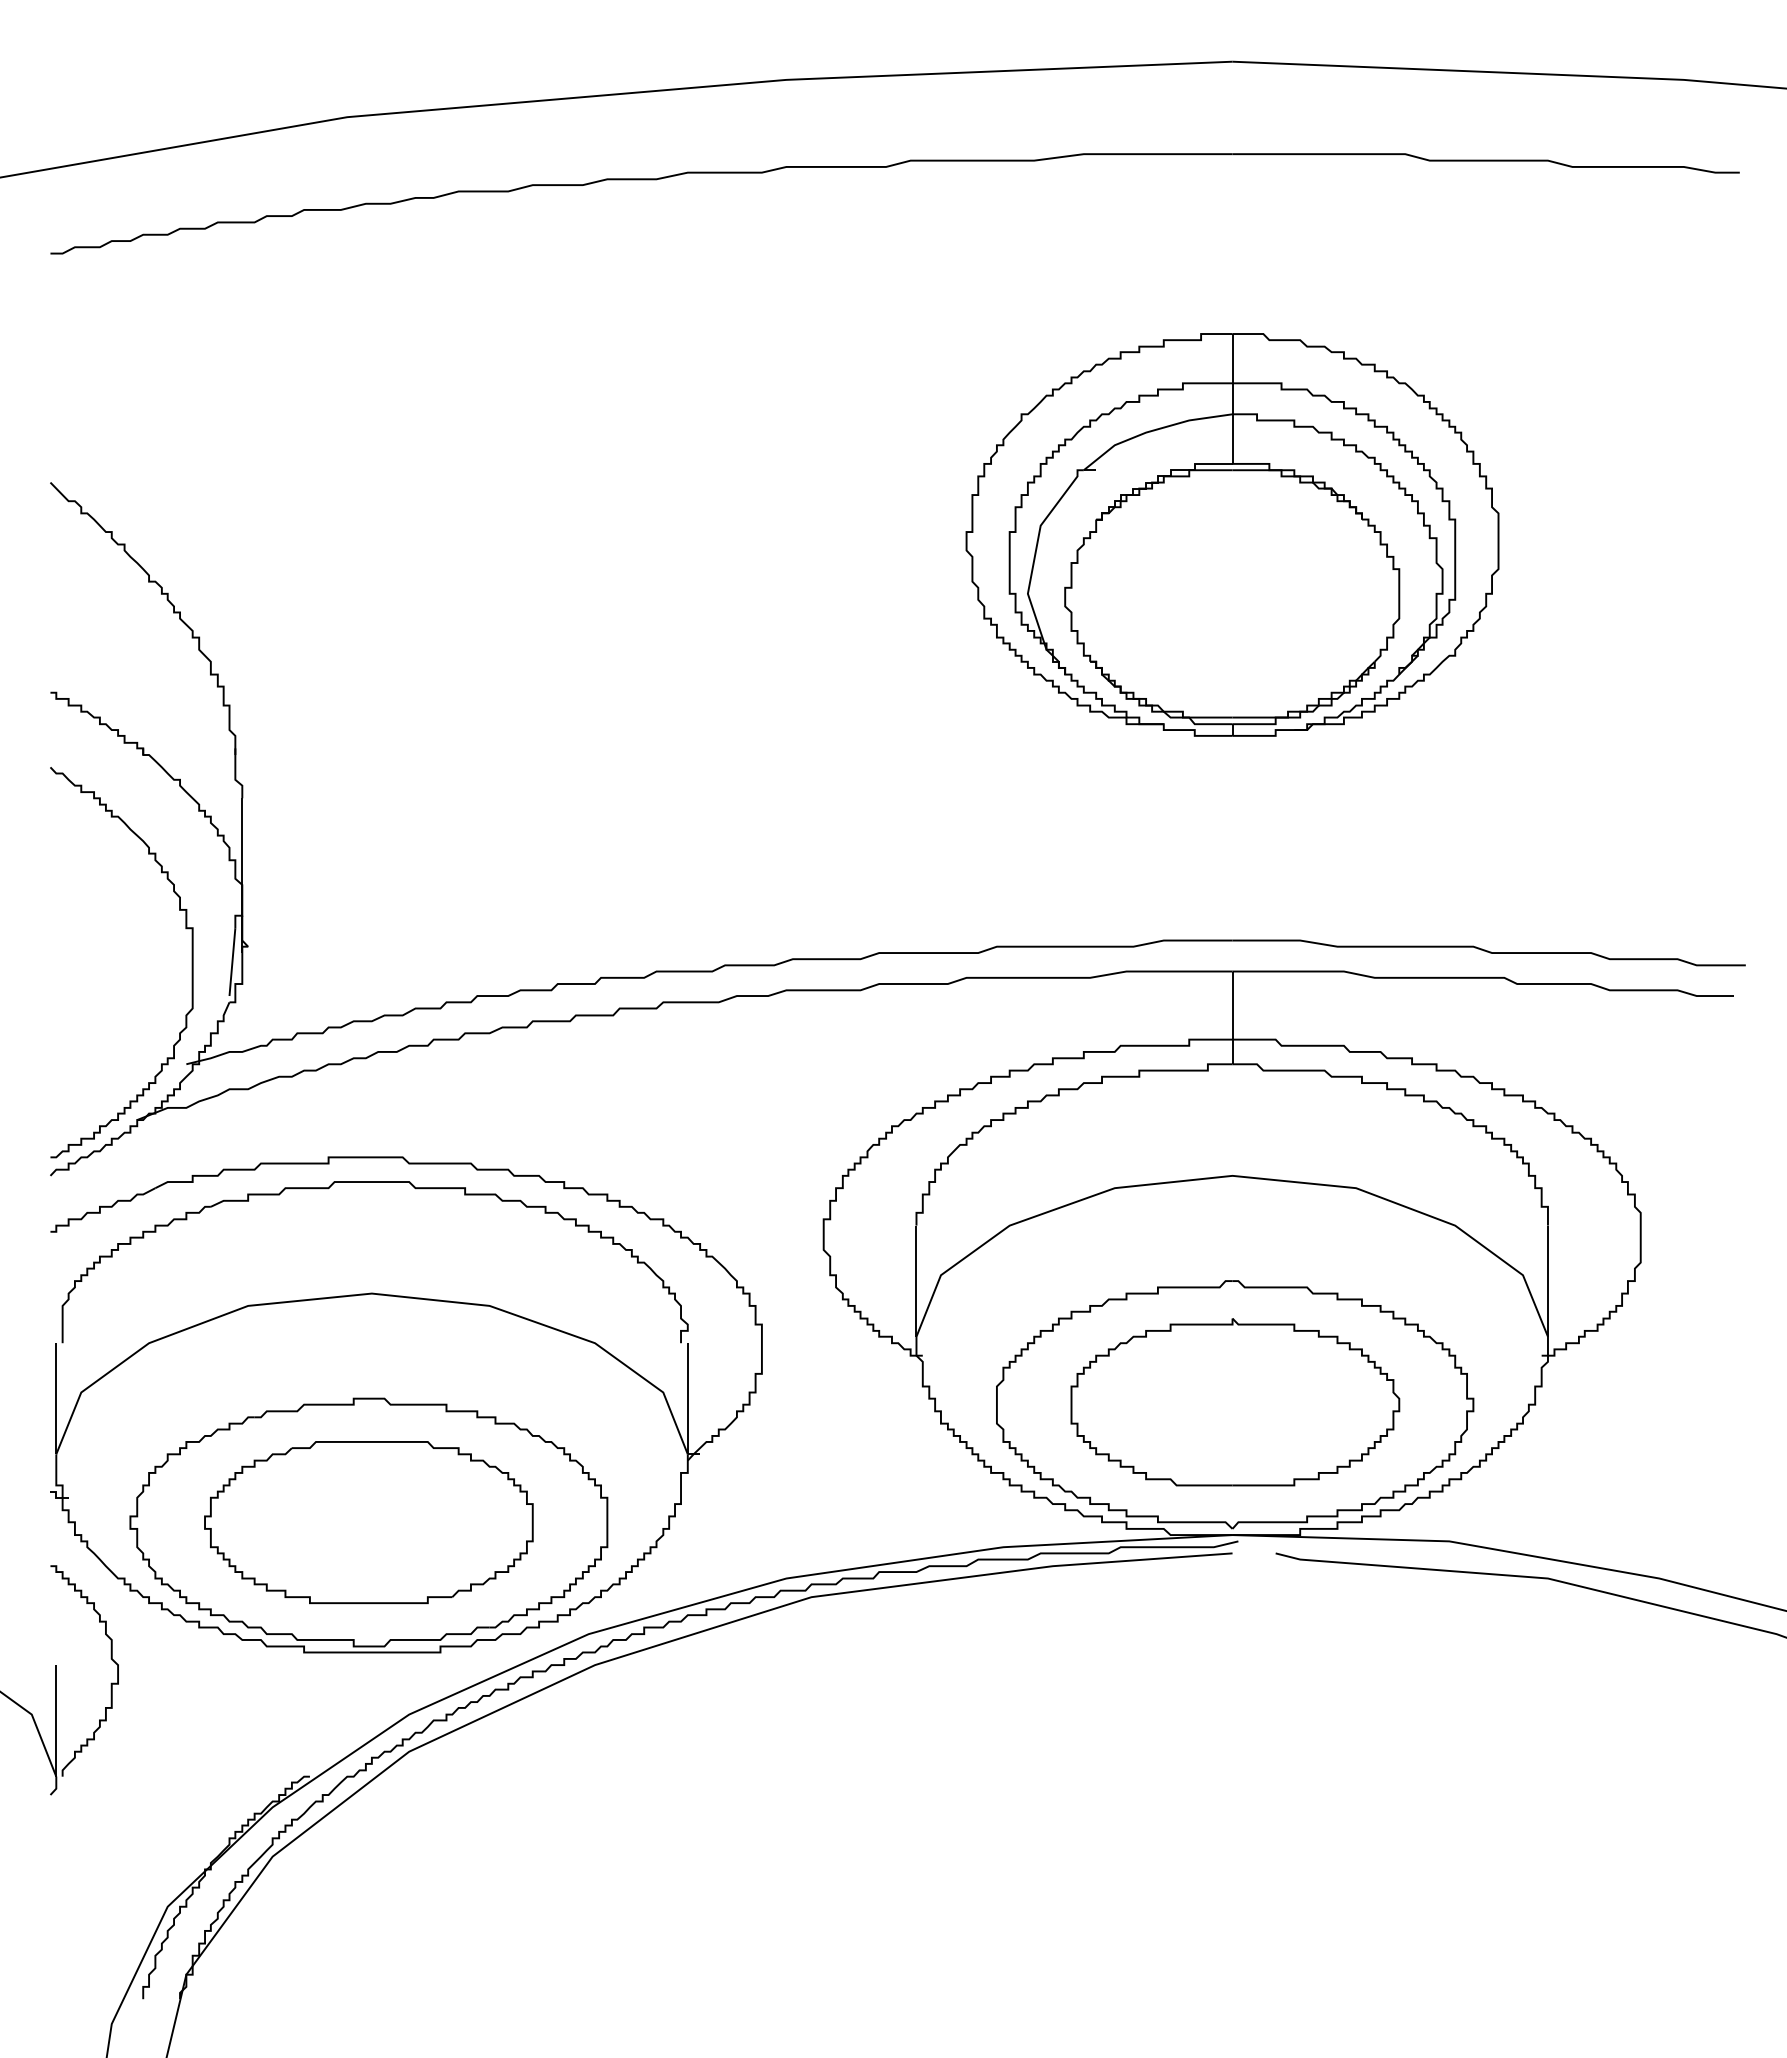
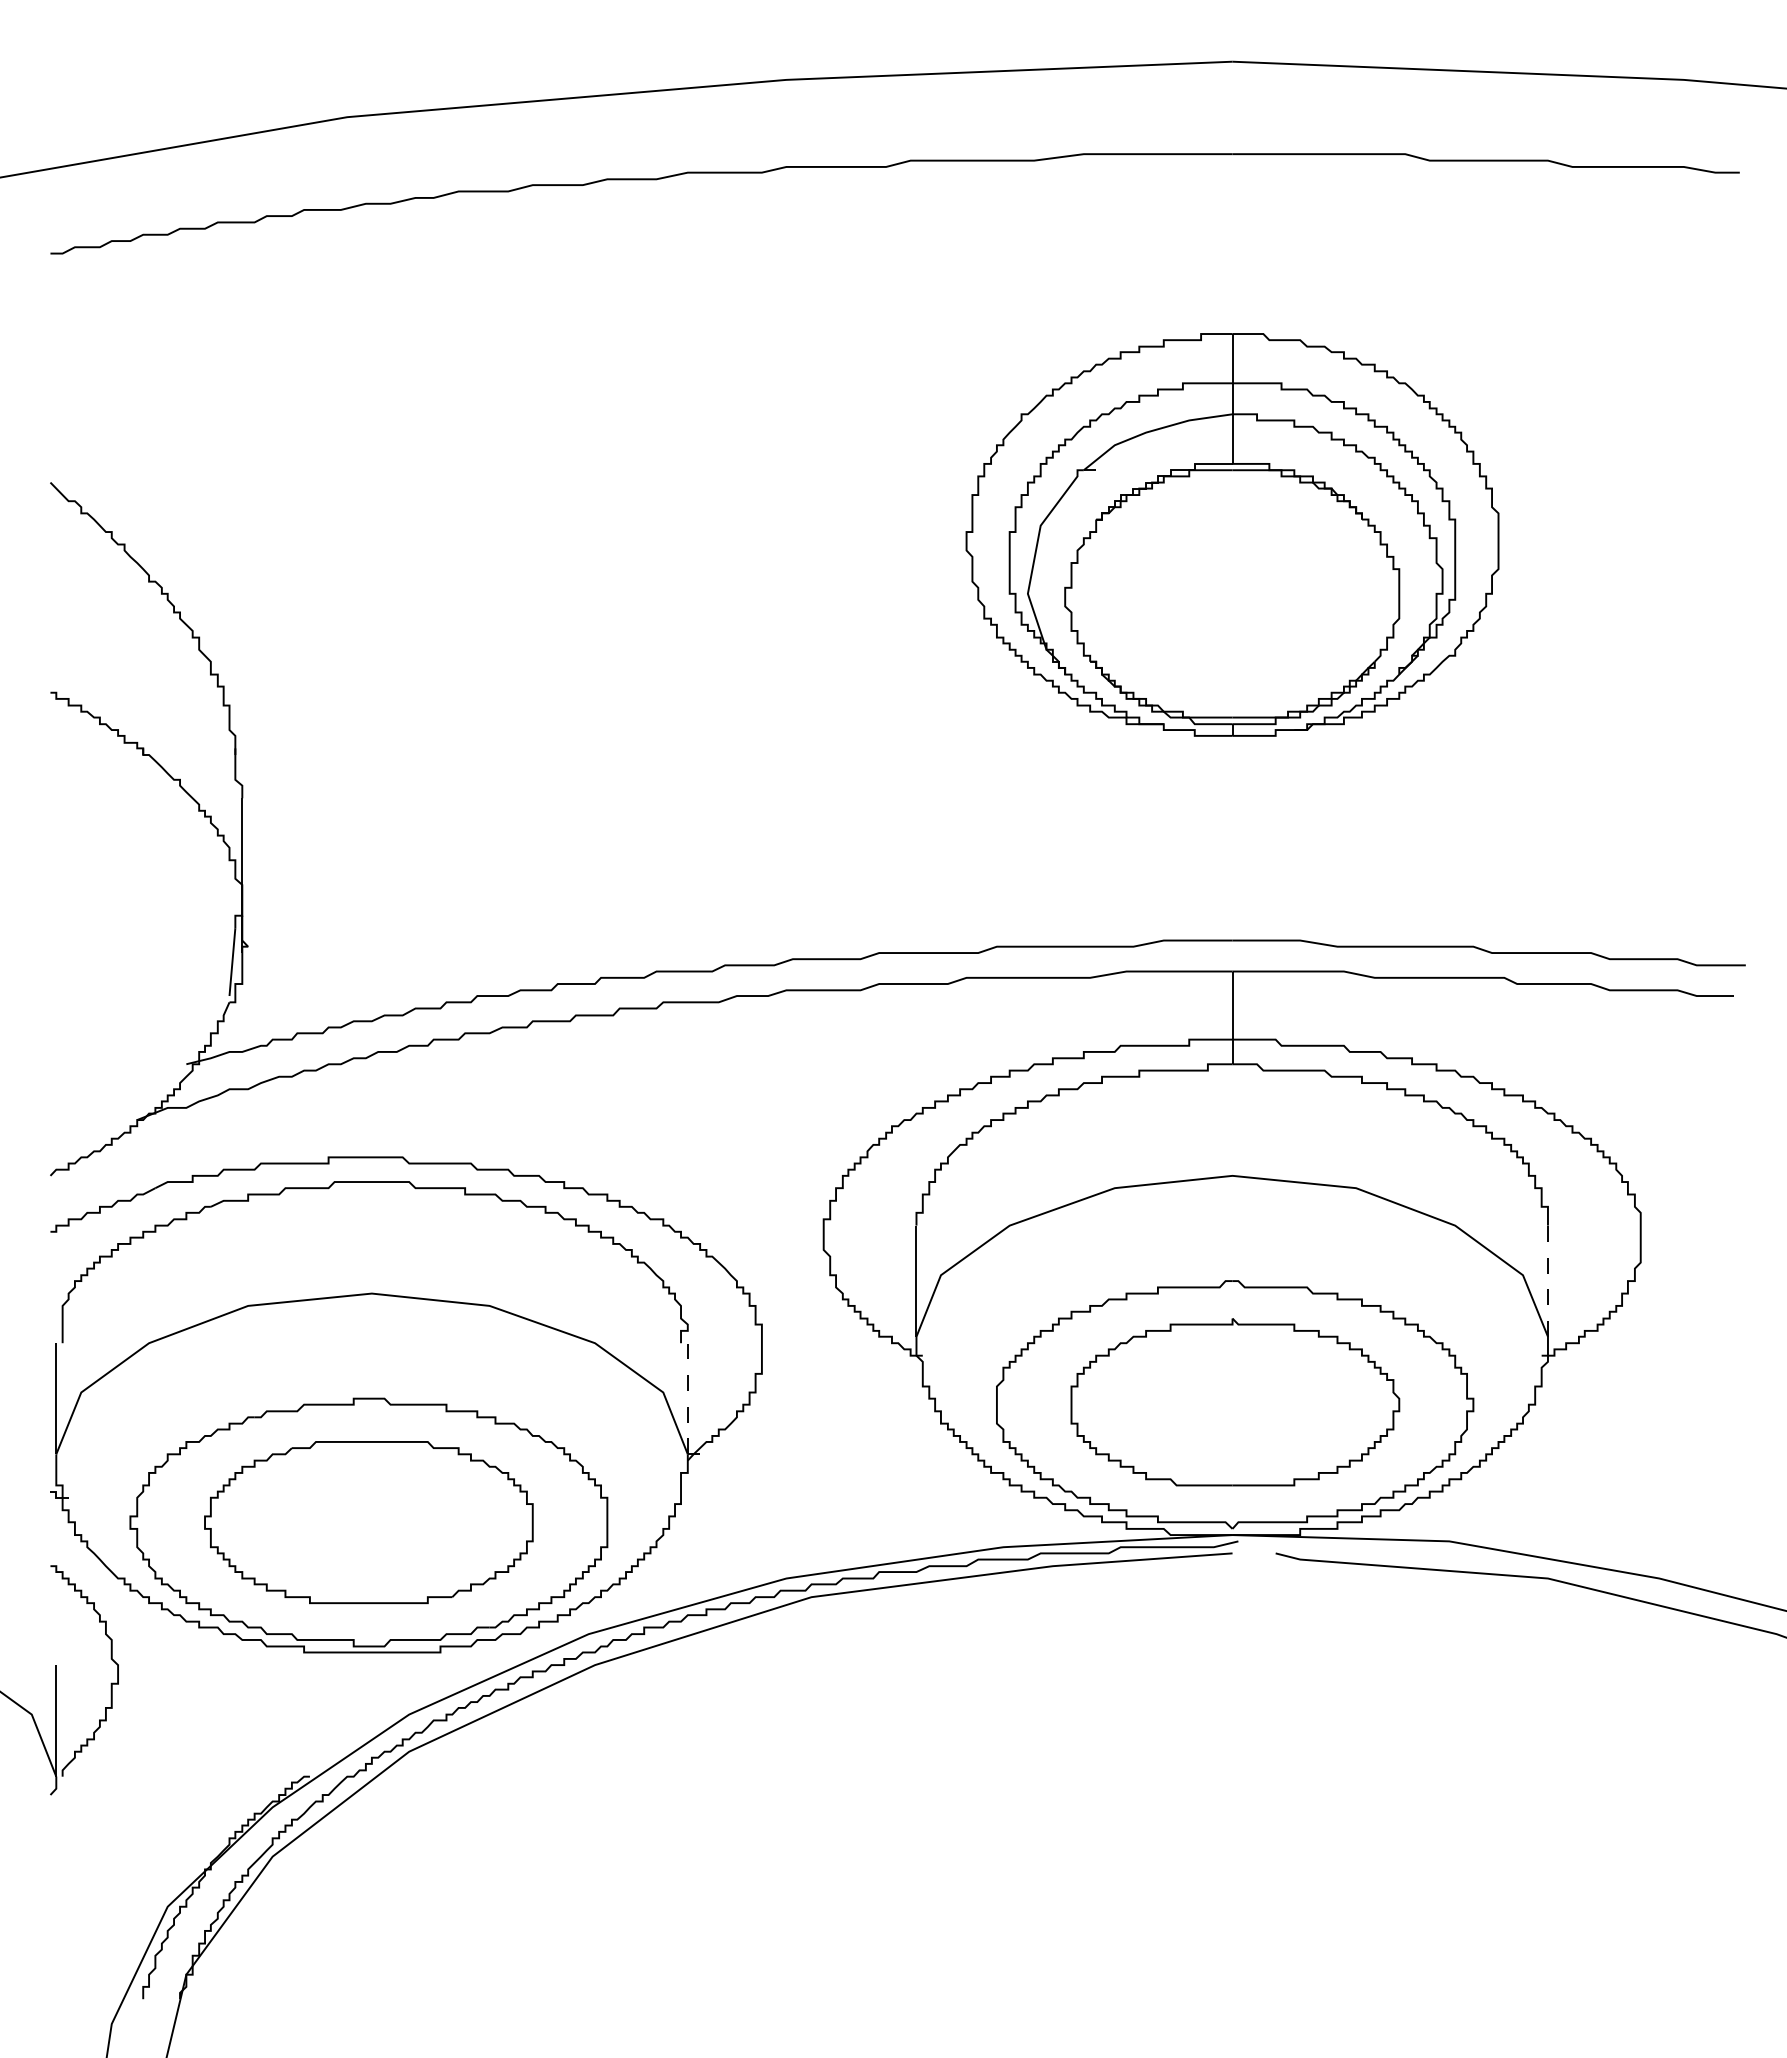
curve: present -> none (191, 962)
line: solid -> dashed (1547, 1281)
line: solid -> dashed (687, 1398)
